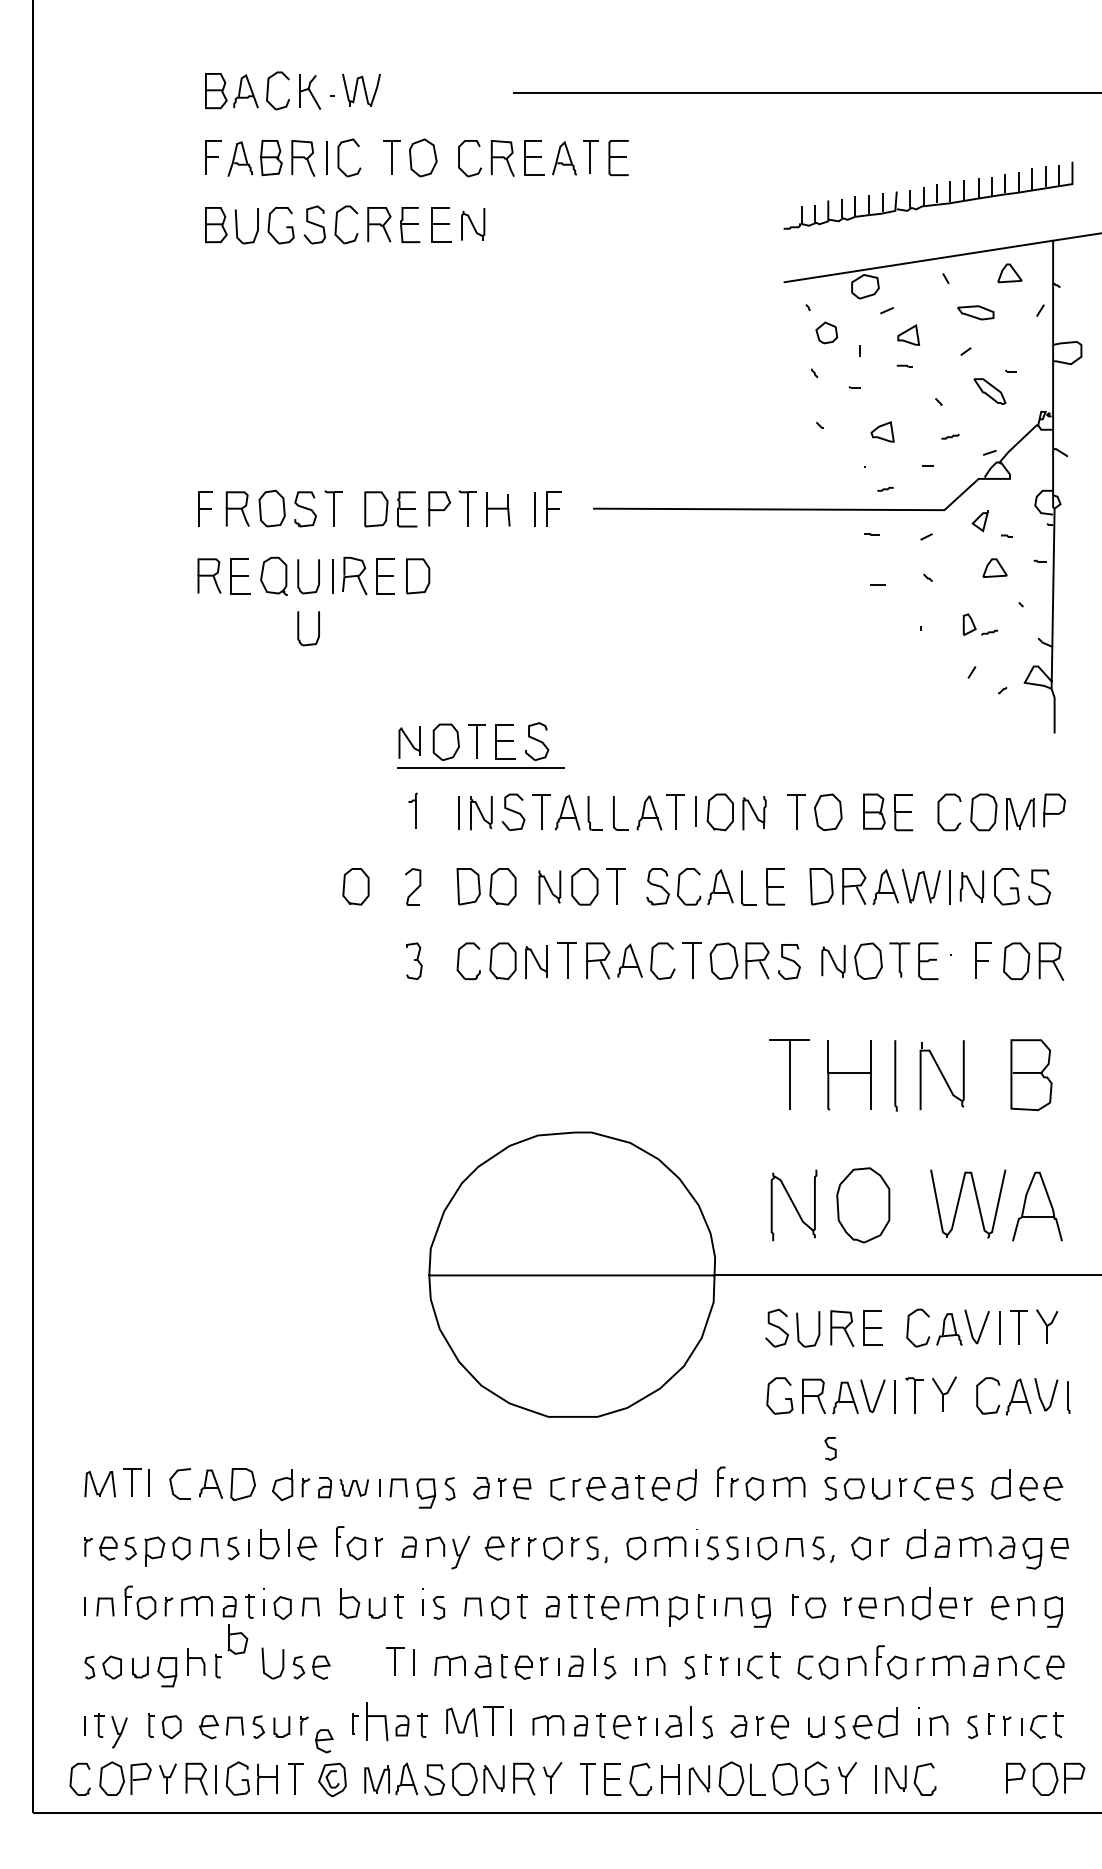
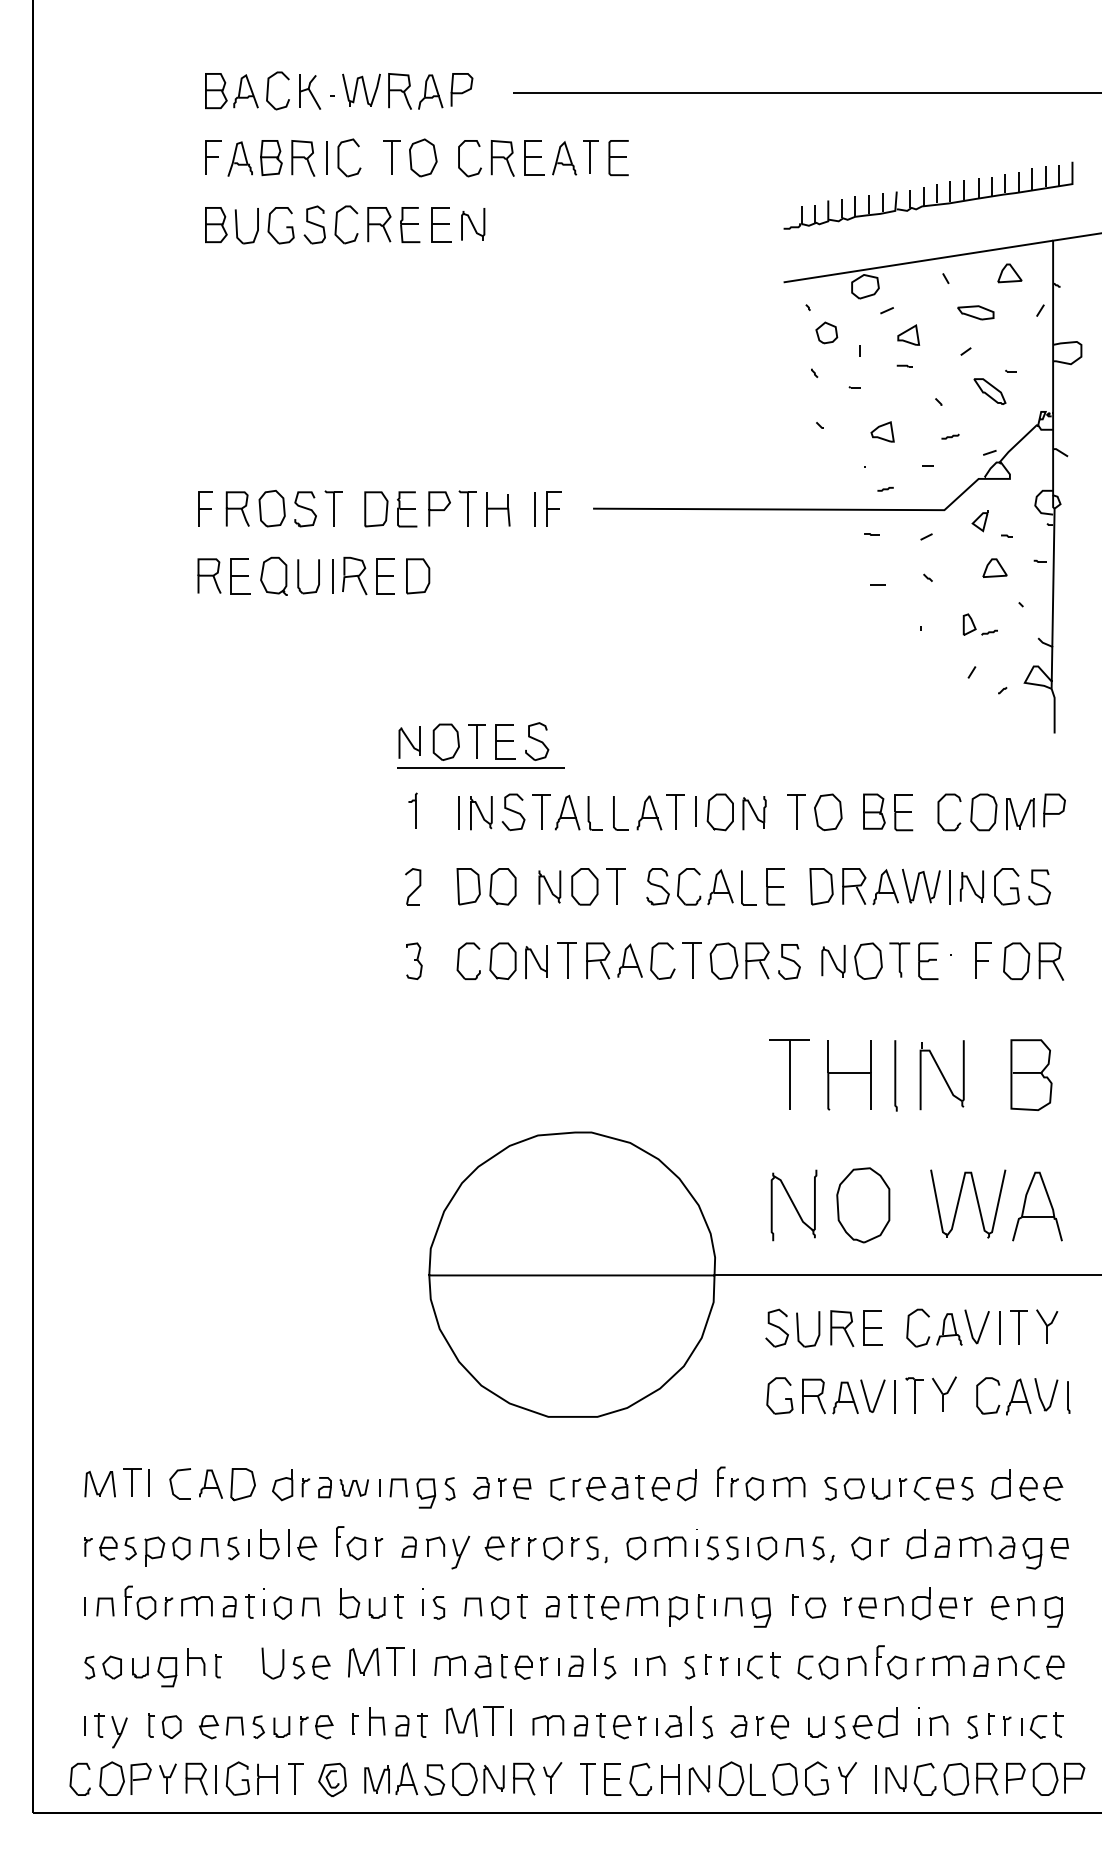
part: none -> present (430, 91)
part: present -> none (299, 628)
curve: present -> none (345, 883)
part: present -> none (830, 1448)
part: present -> none (237, 1639)
part: none -> present (363, 1662)
part size: 23x39 px -> 17x29 px (377, 1721)
curve position: (324, 1740) -> (324, 1726) (324, 1726)
part: none -> present (970, 1778)
